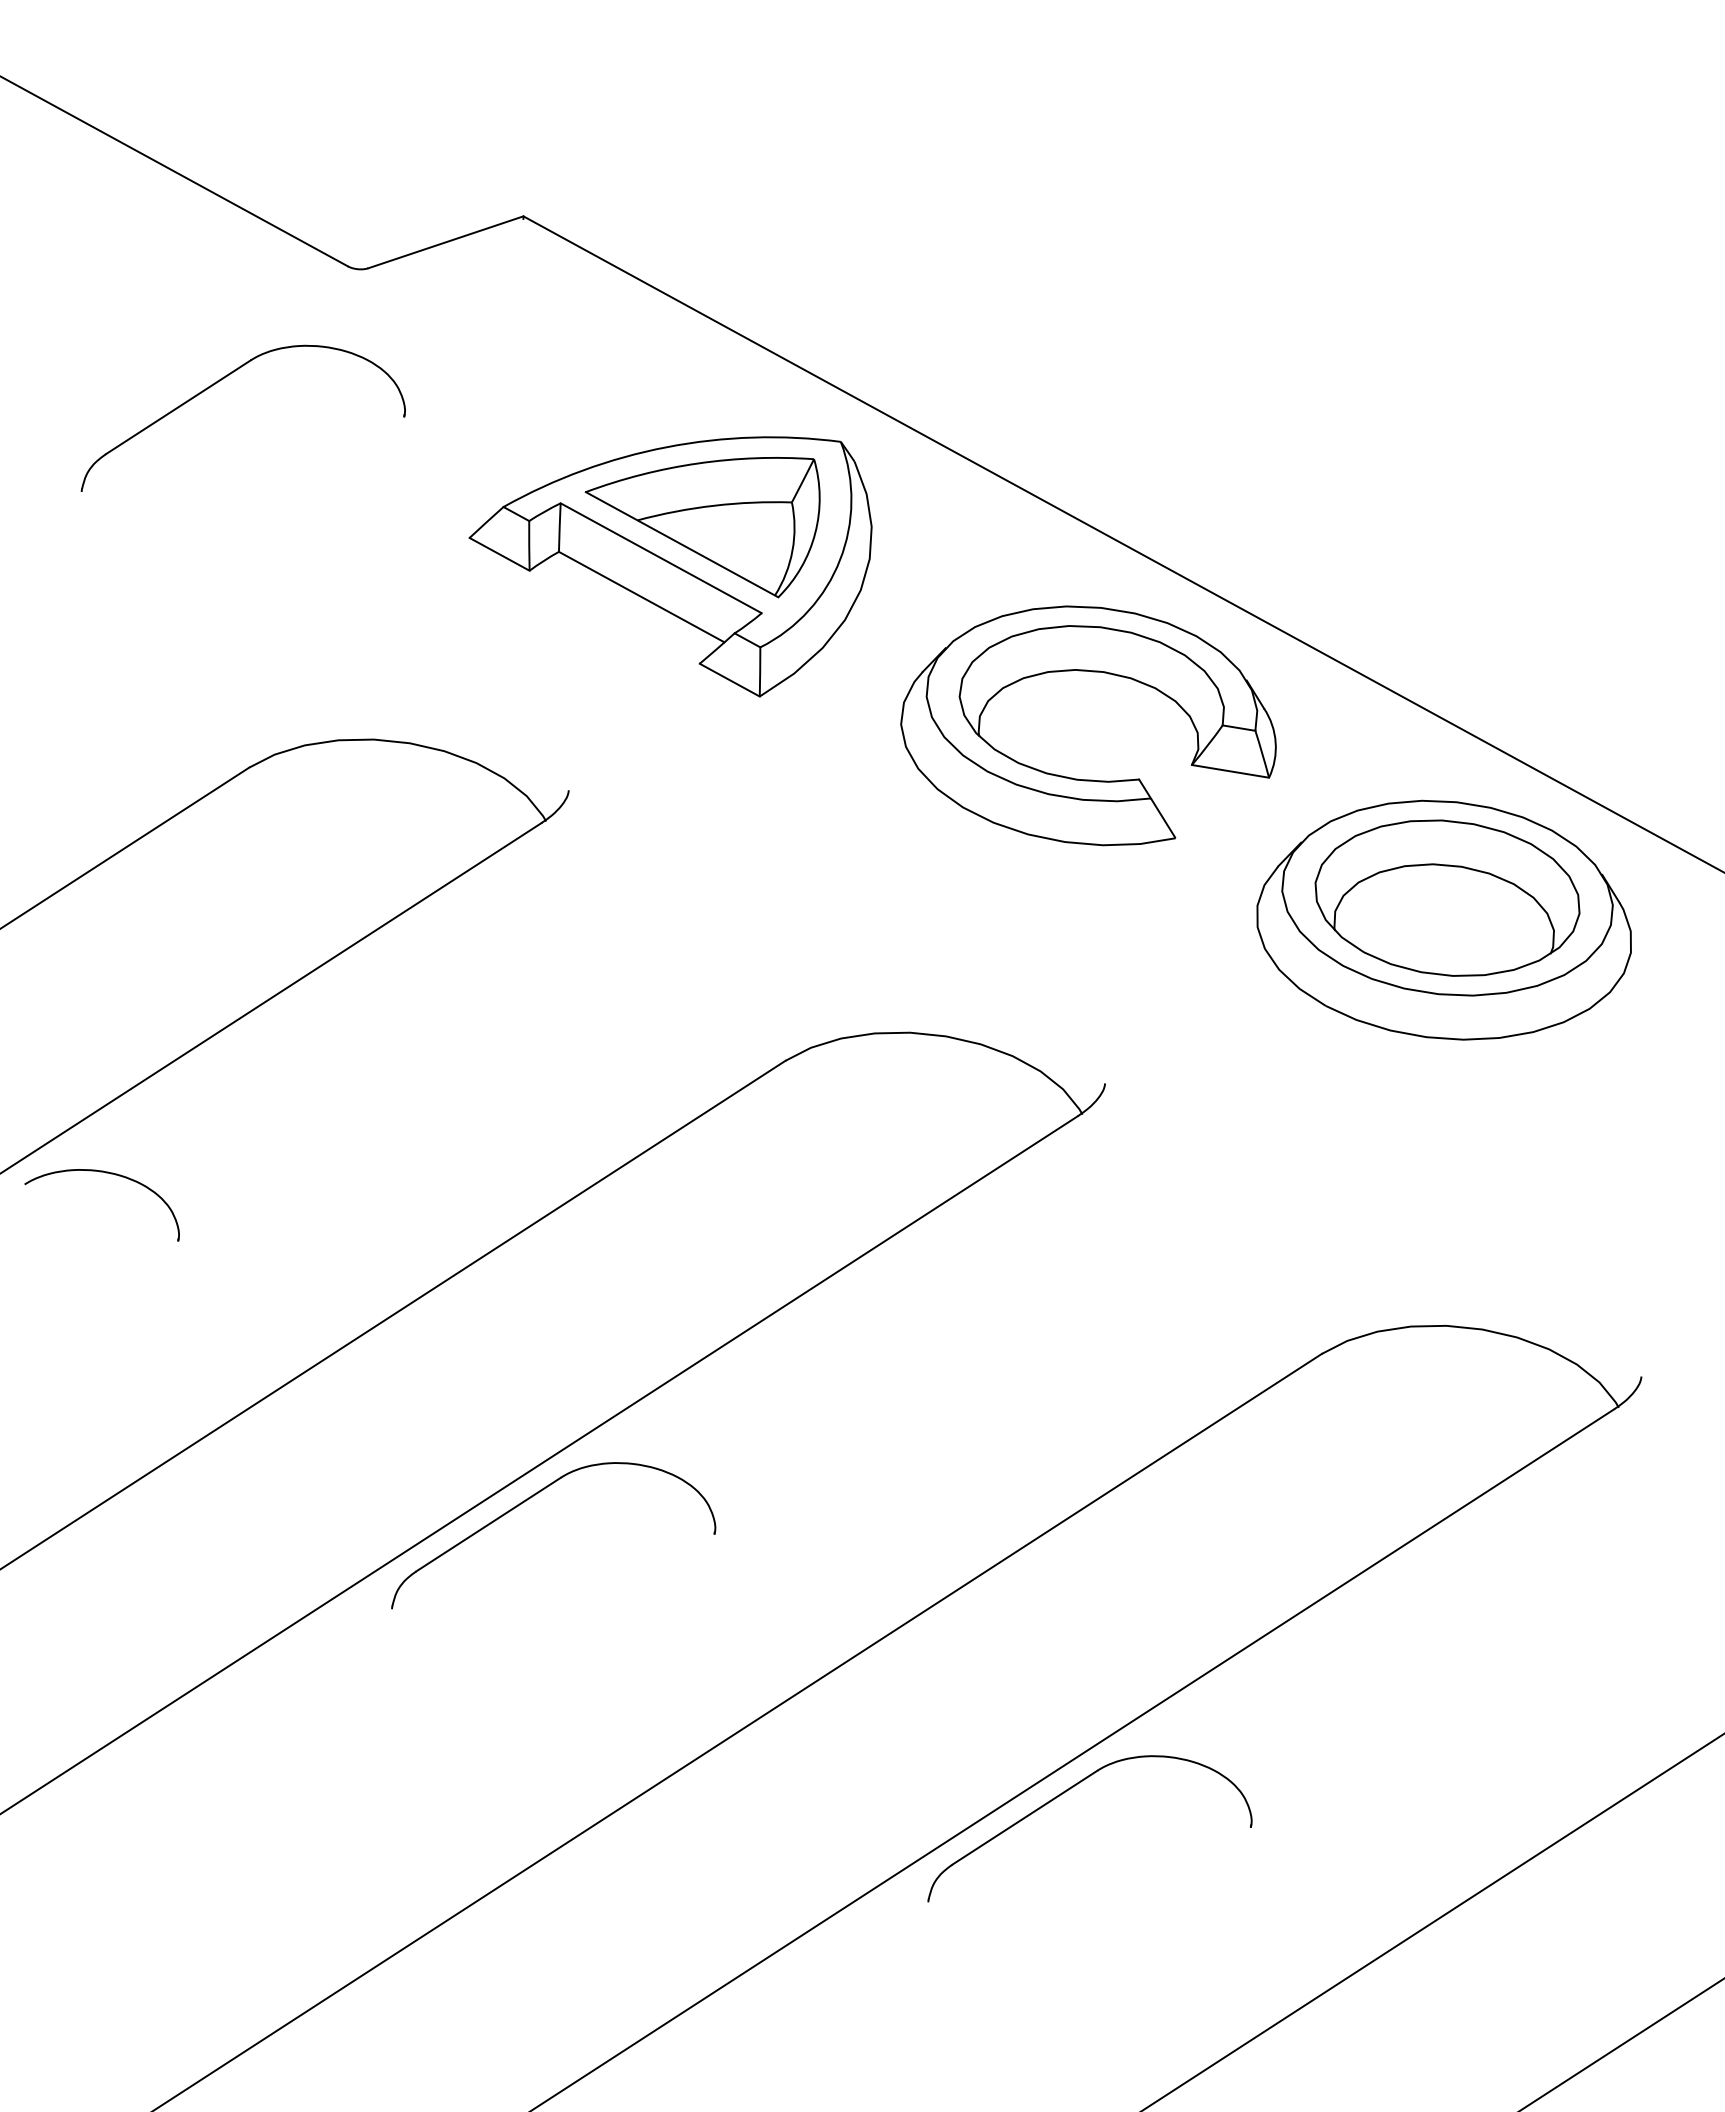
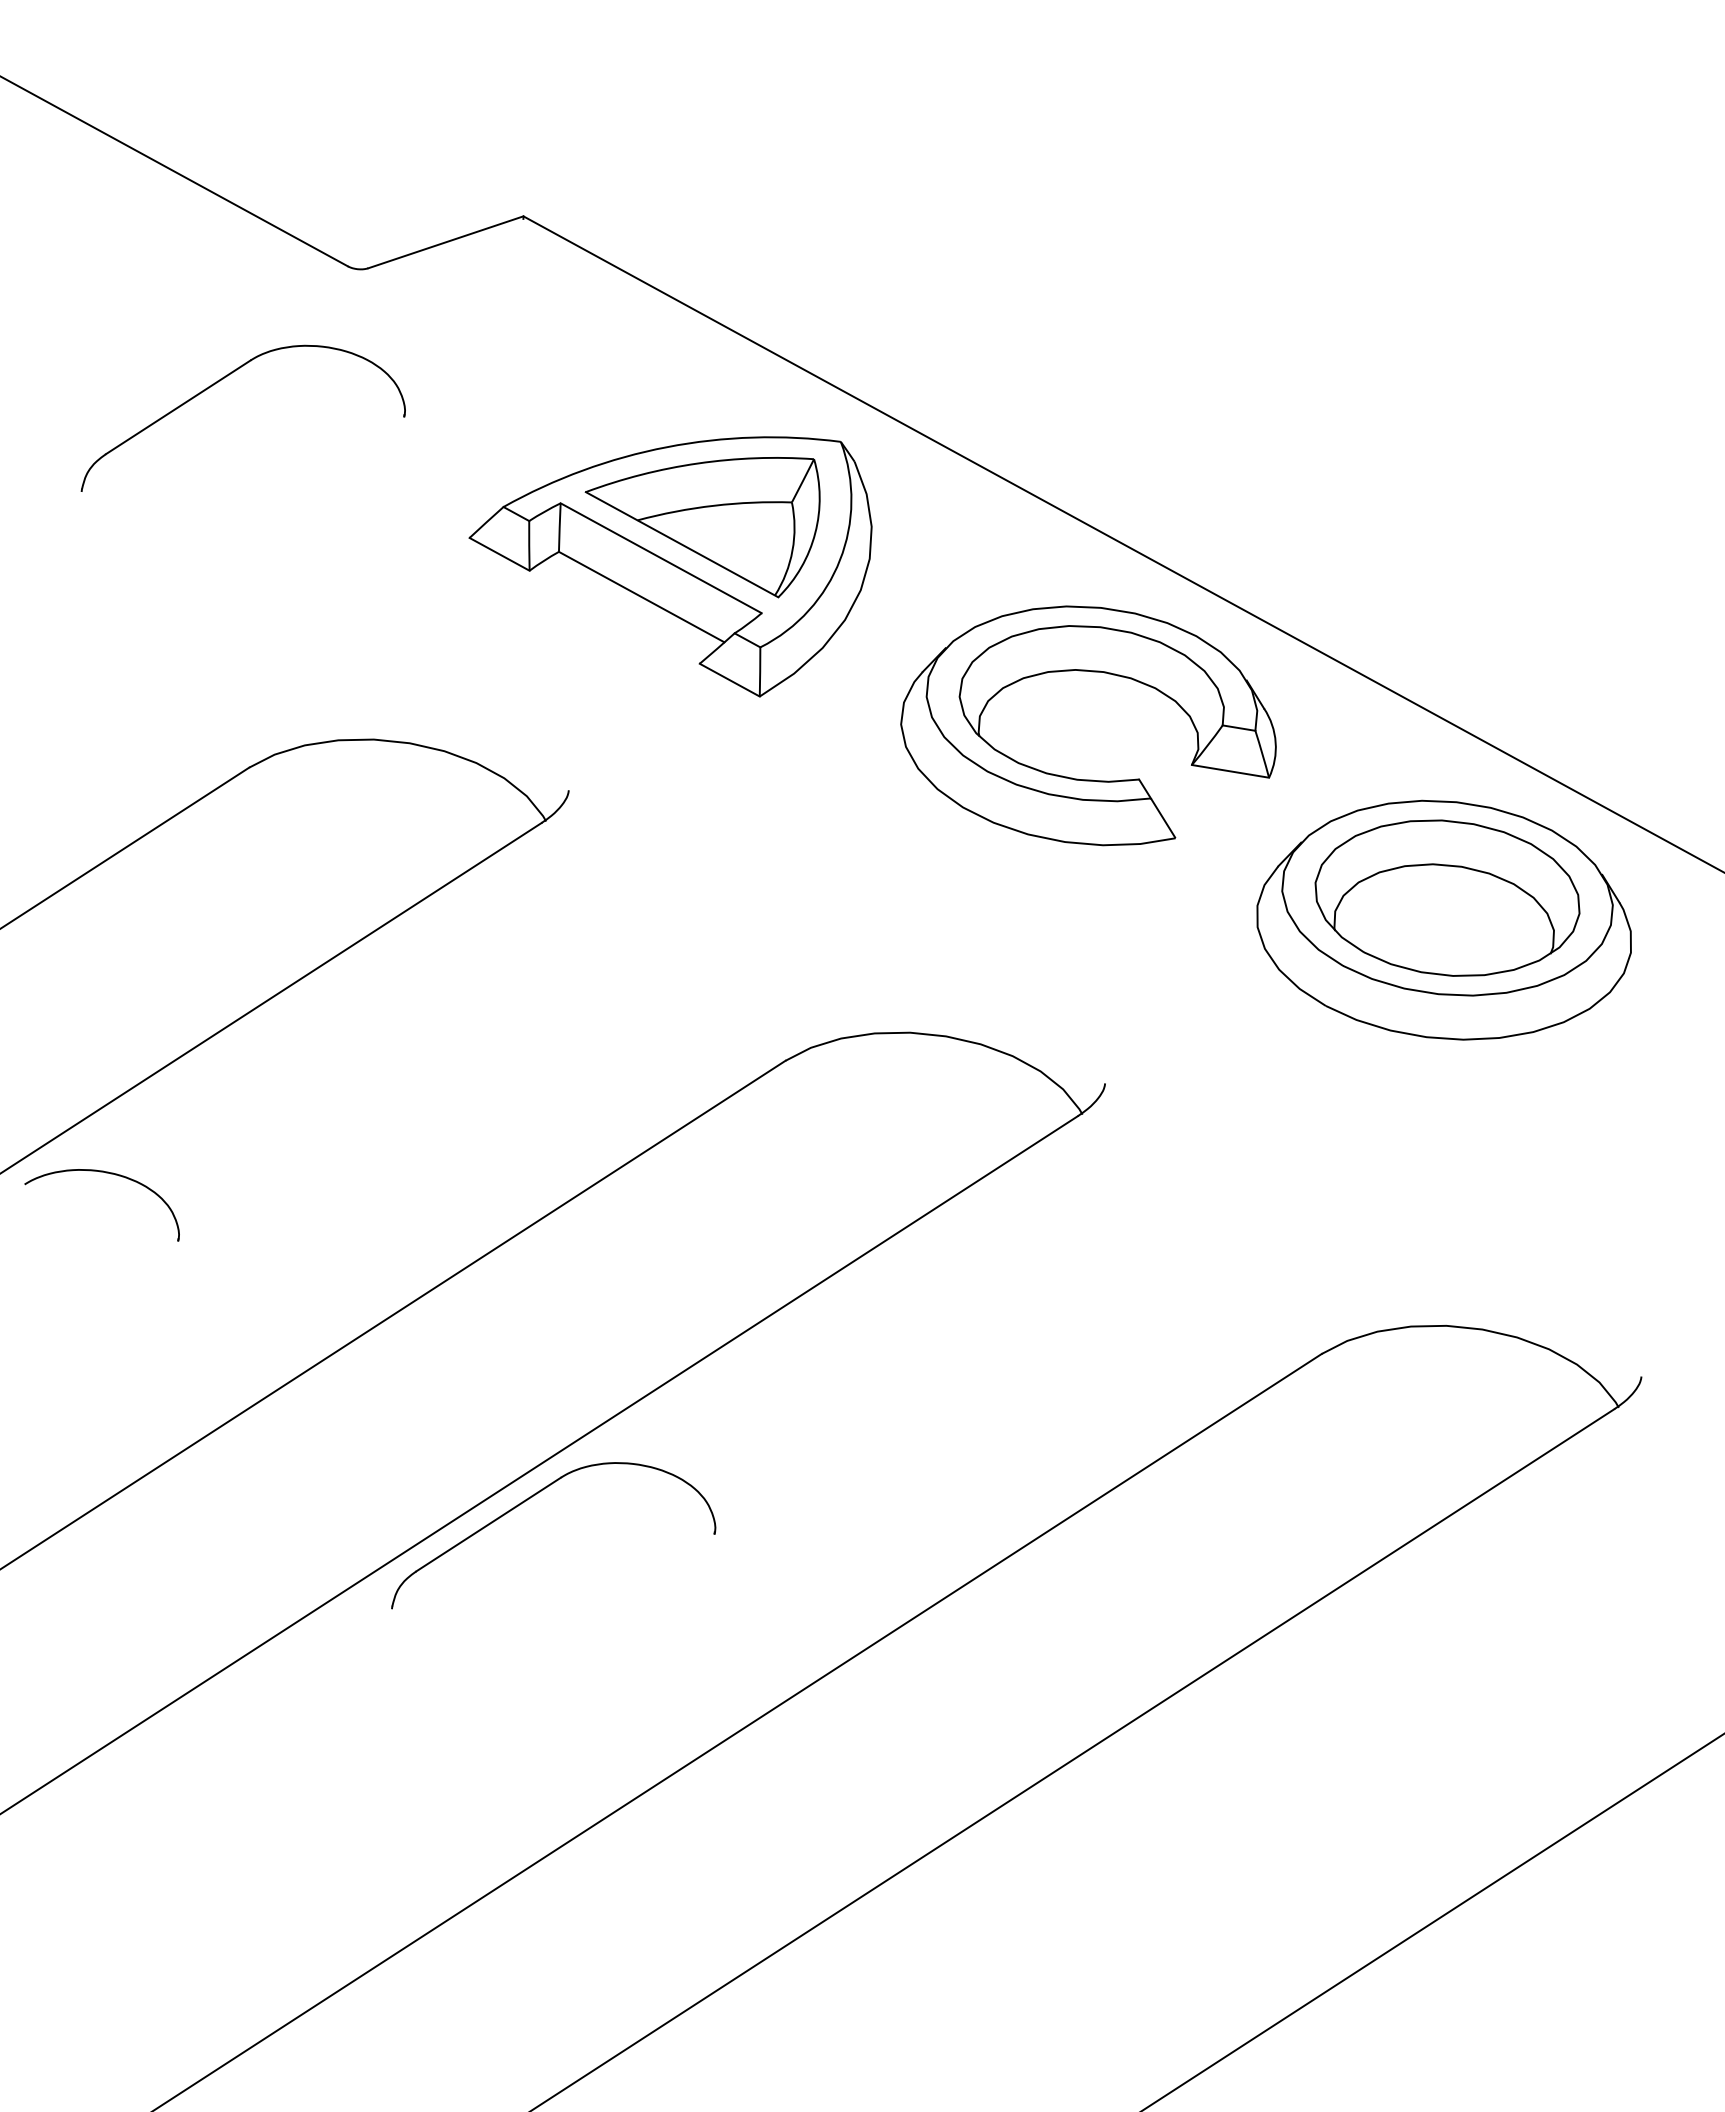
part: present -> none (1064, 1793)
line: present -> none (1622, 2044)
